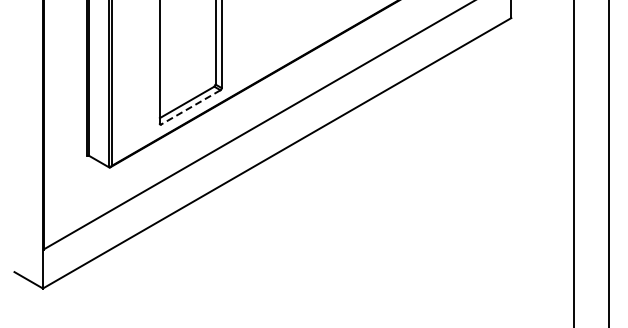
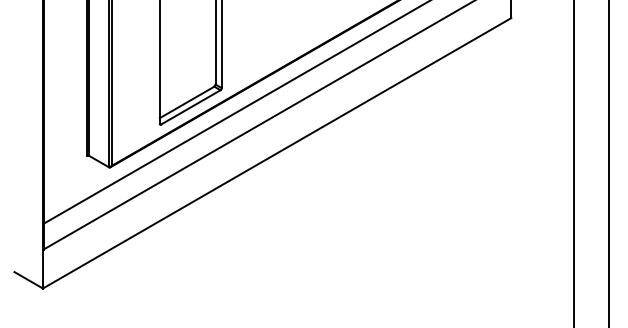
line: dashed -> solid (190, 107)
line: none -> present (235, 112)
